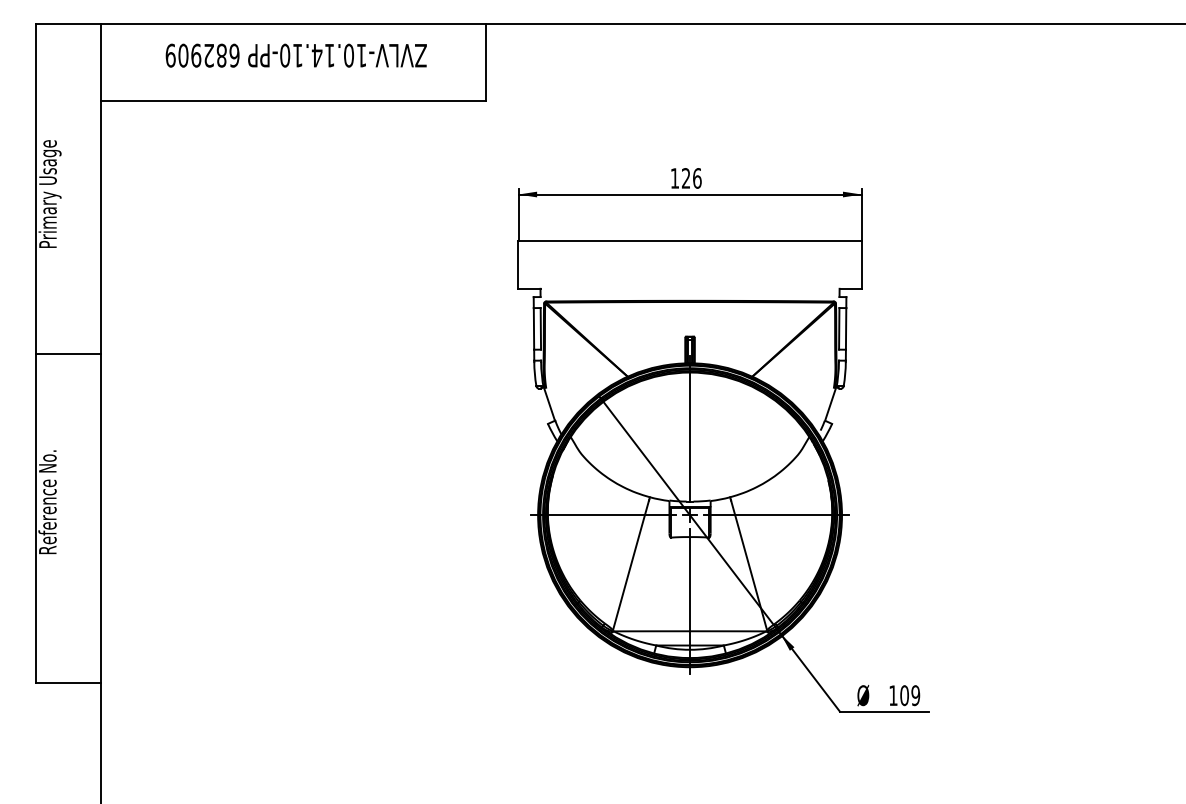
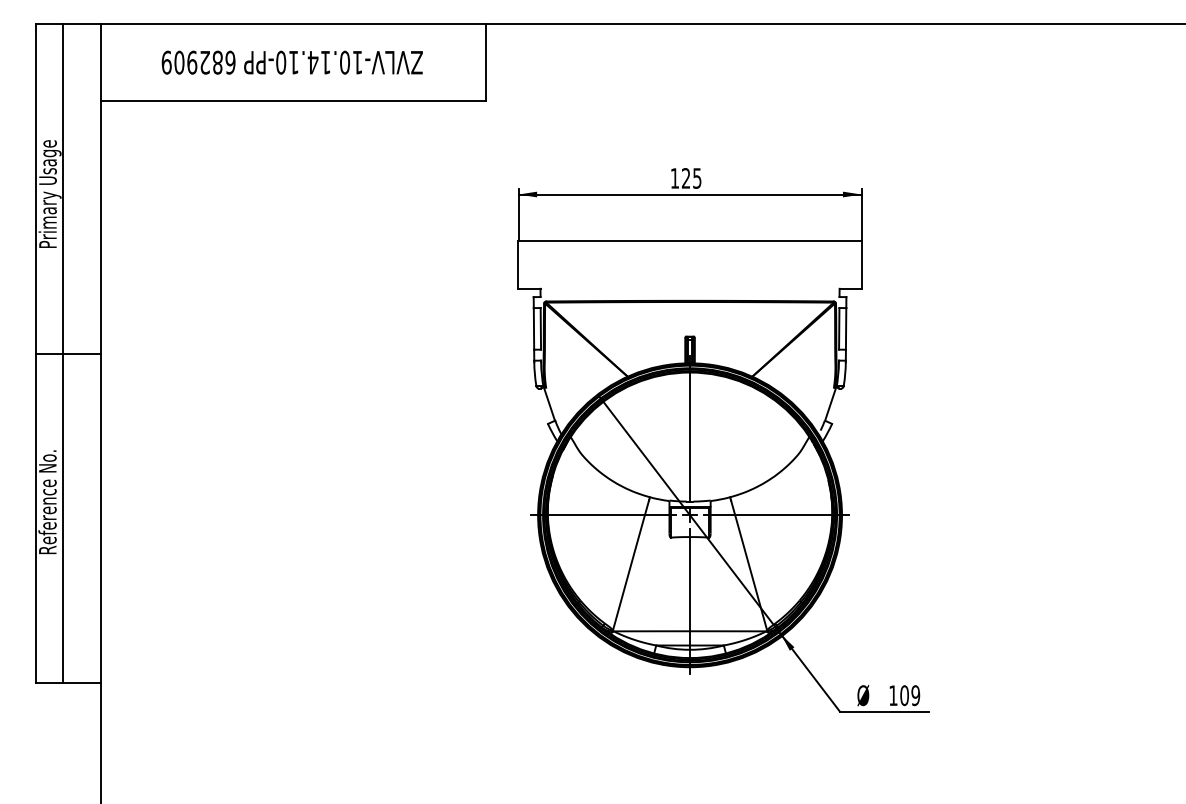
text position: (295, 55) -> (291, 62) (291, 62)
text: 126 -> 125 (697, 178)
line: none -> present (63, 353)
